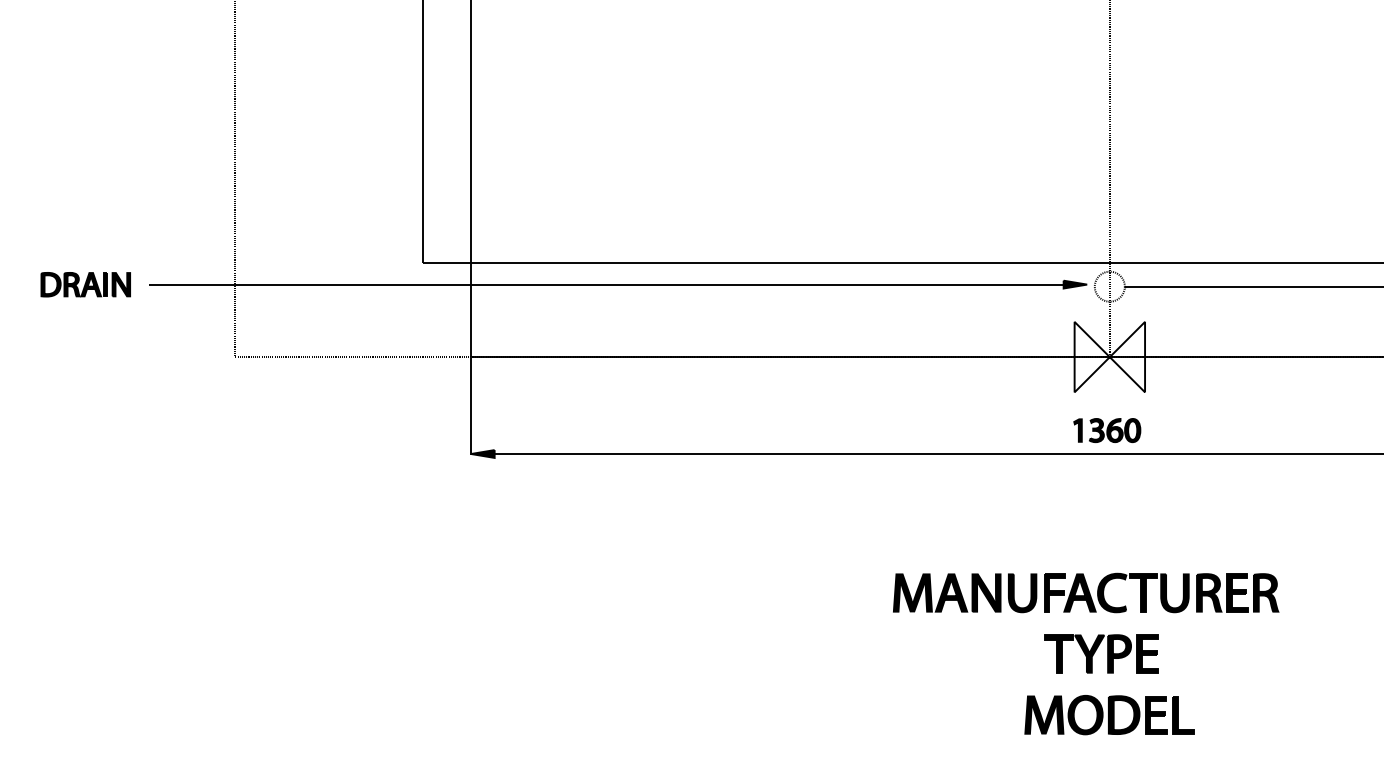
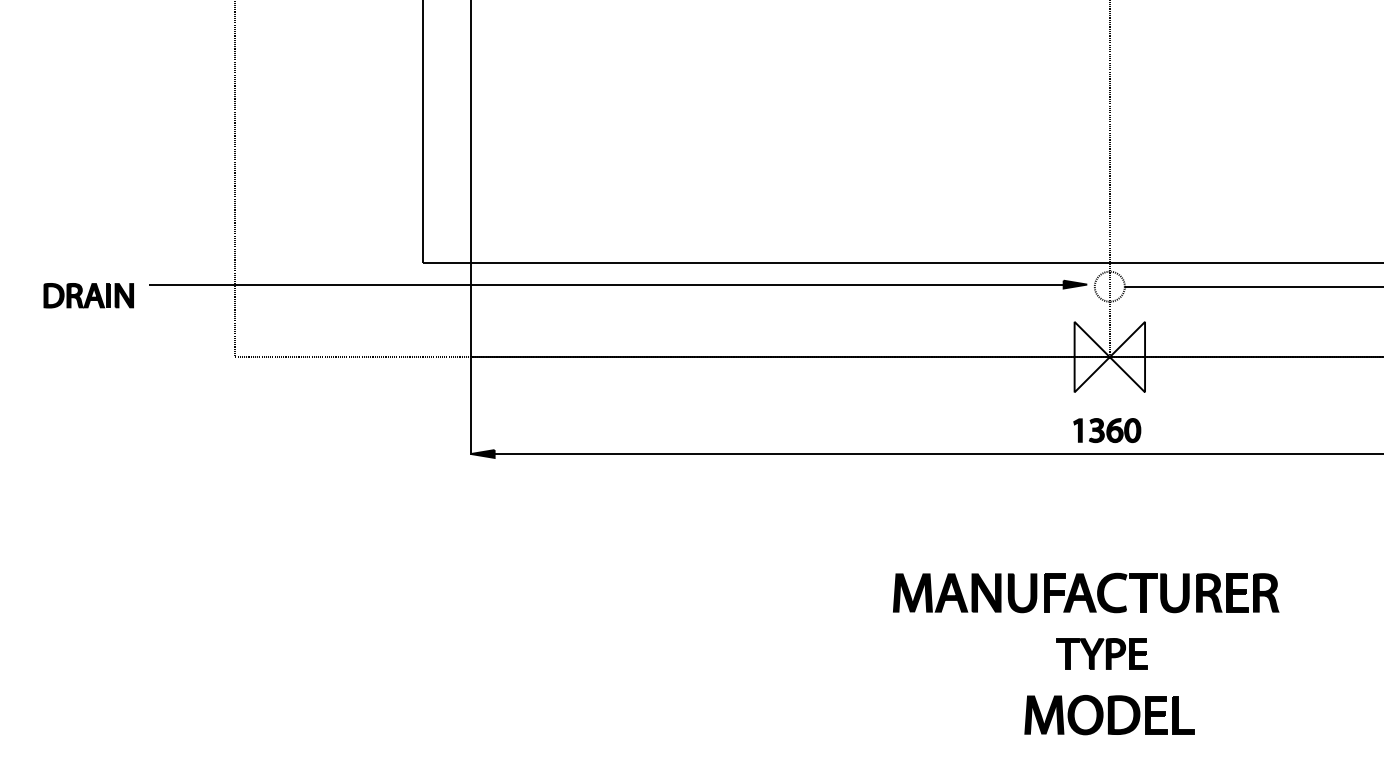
part position: (85, 284) -> (88, 295) (88, 295)
part size: 115x40 px -> 92x32 px (1101, 653)
